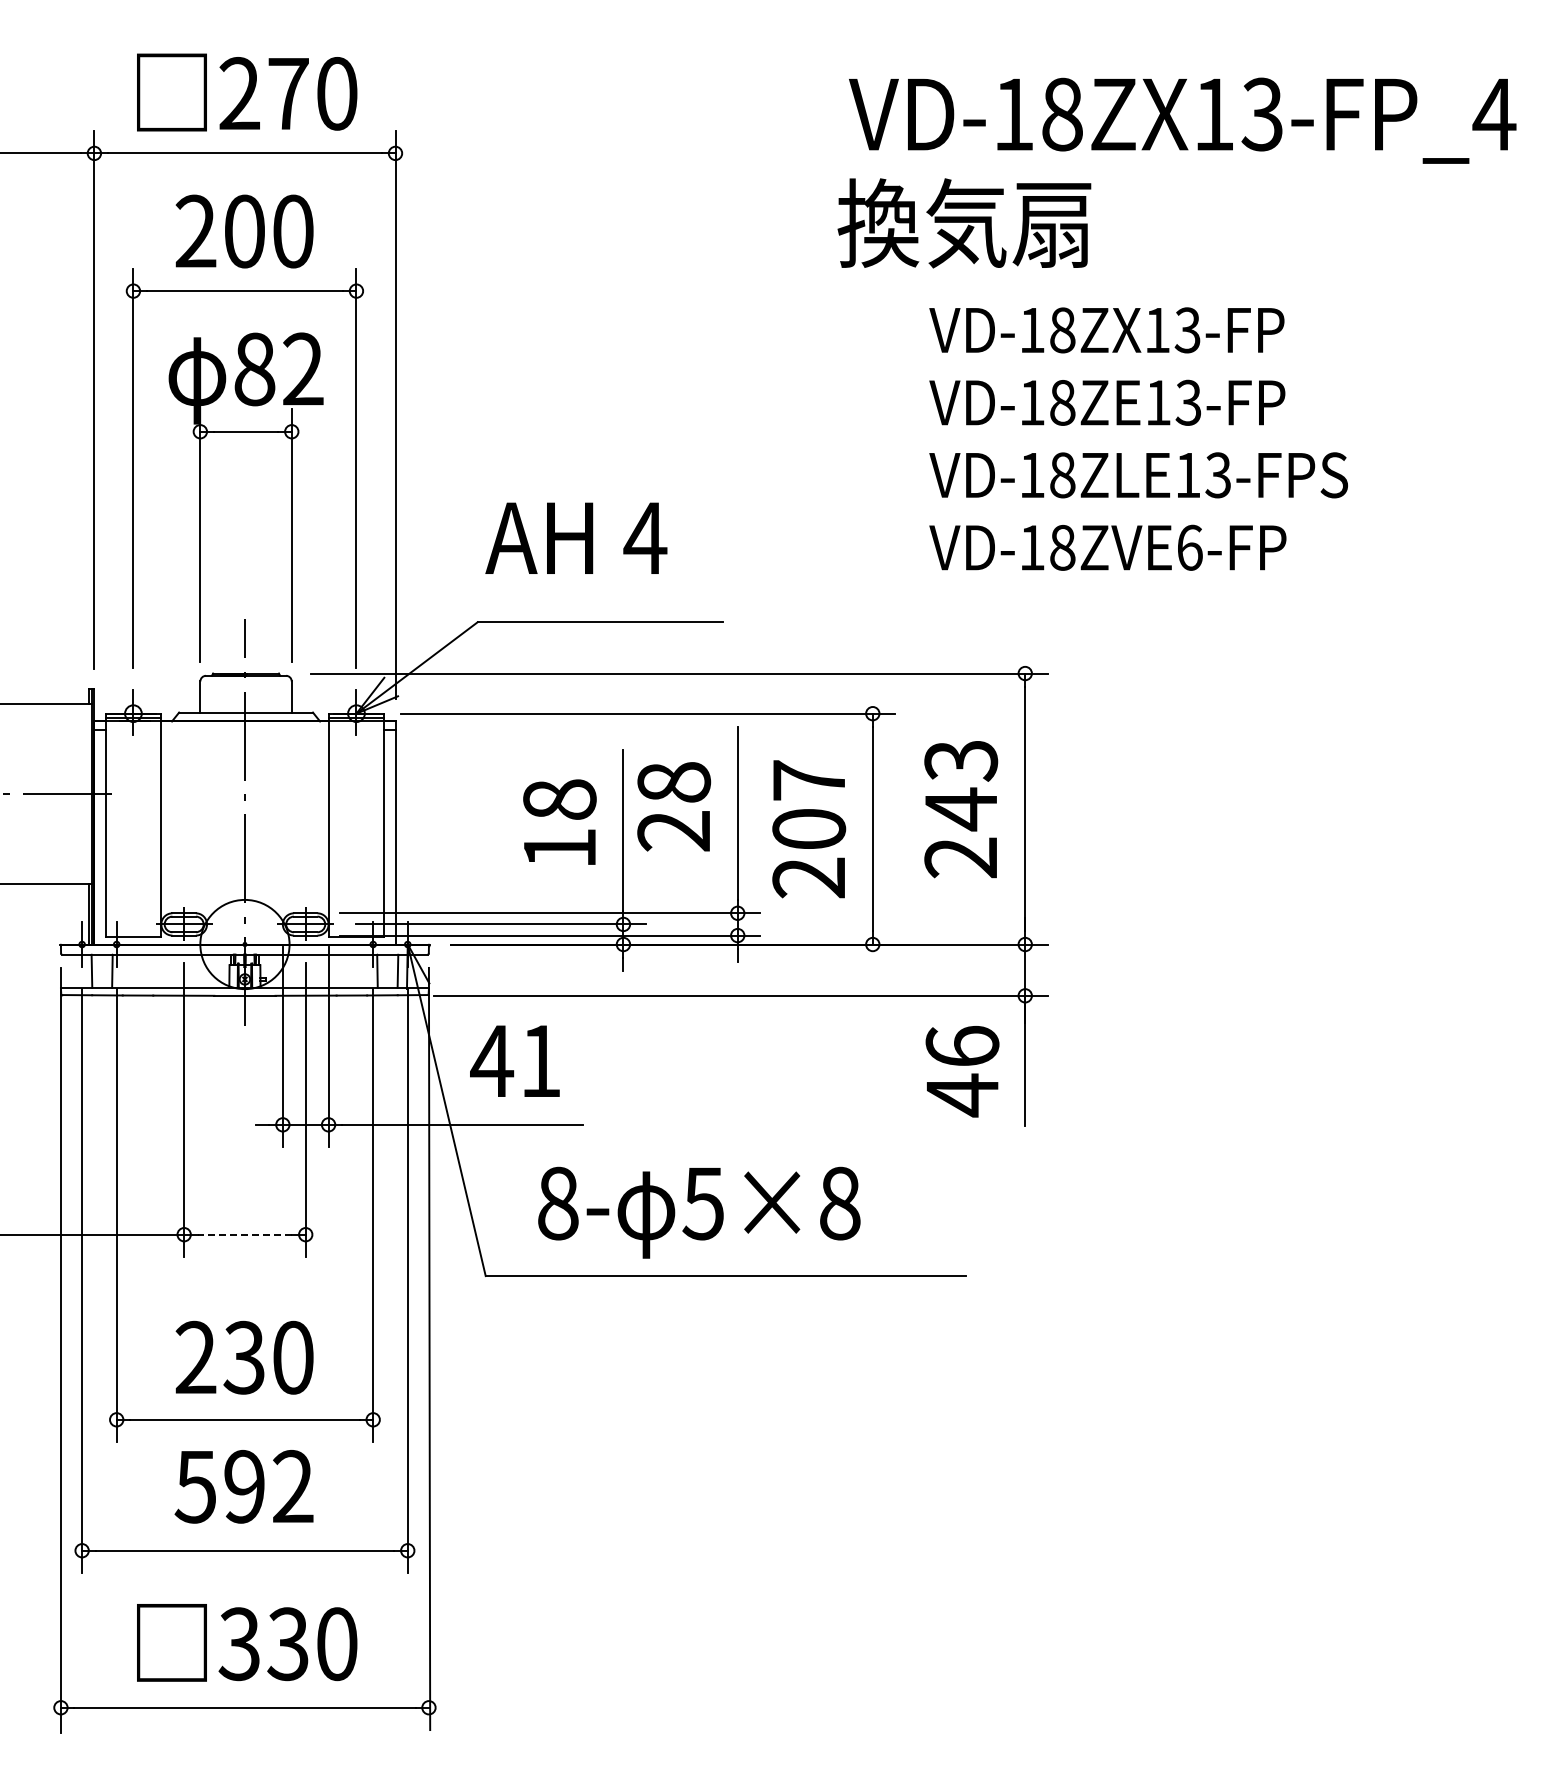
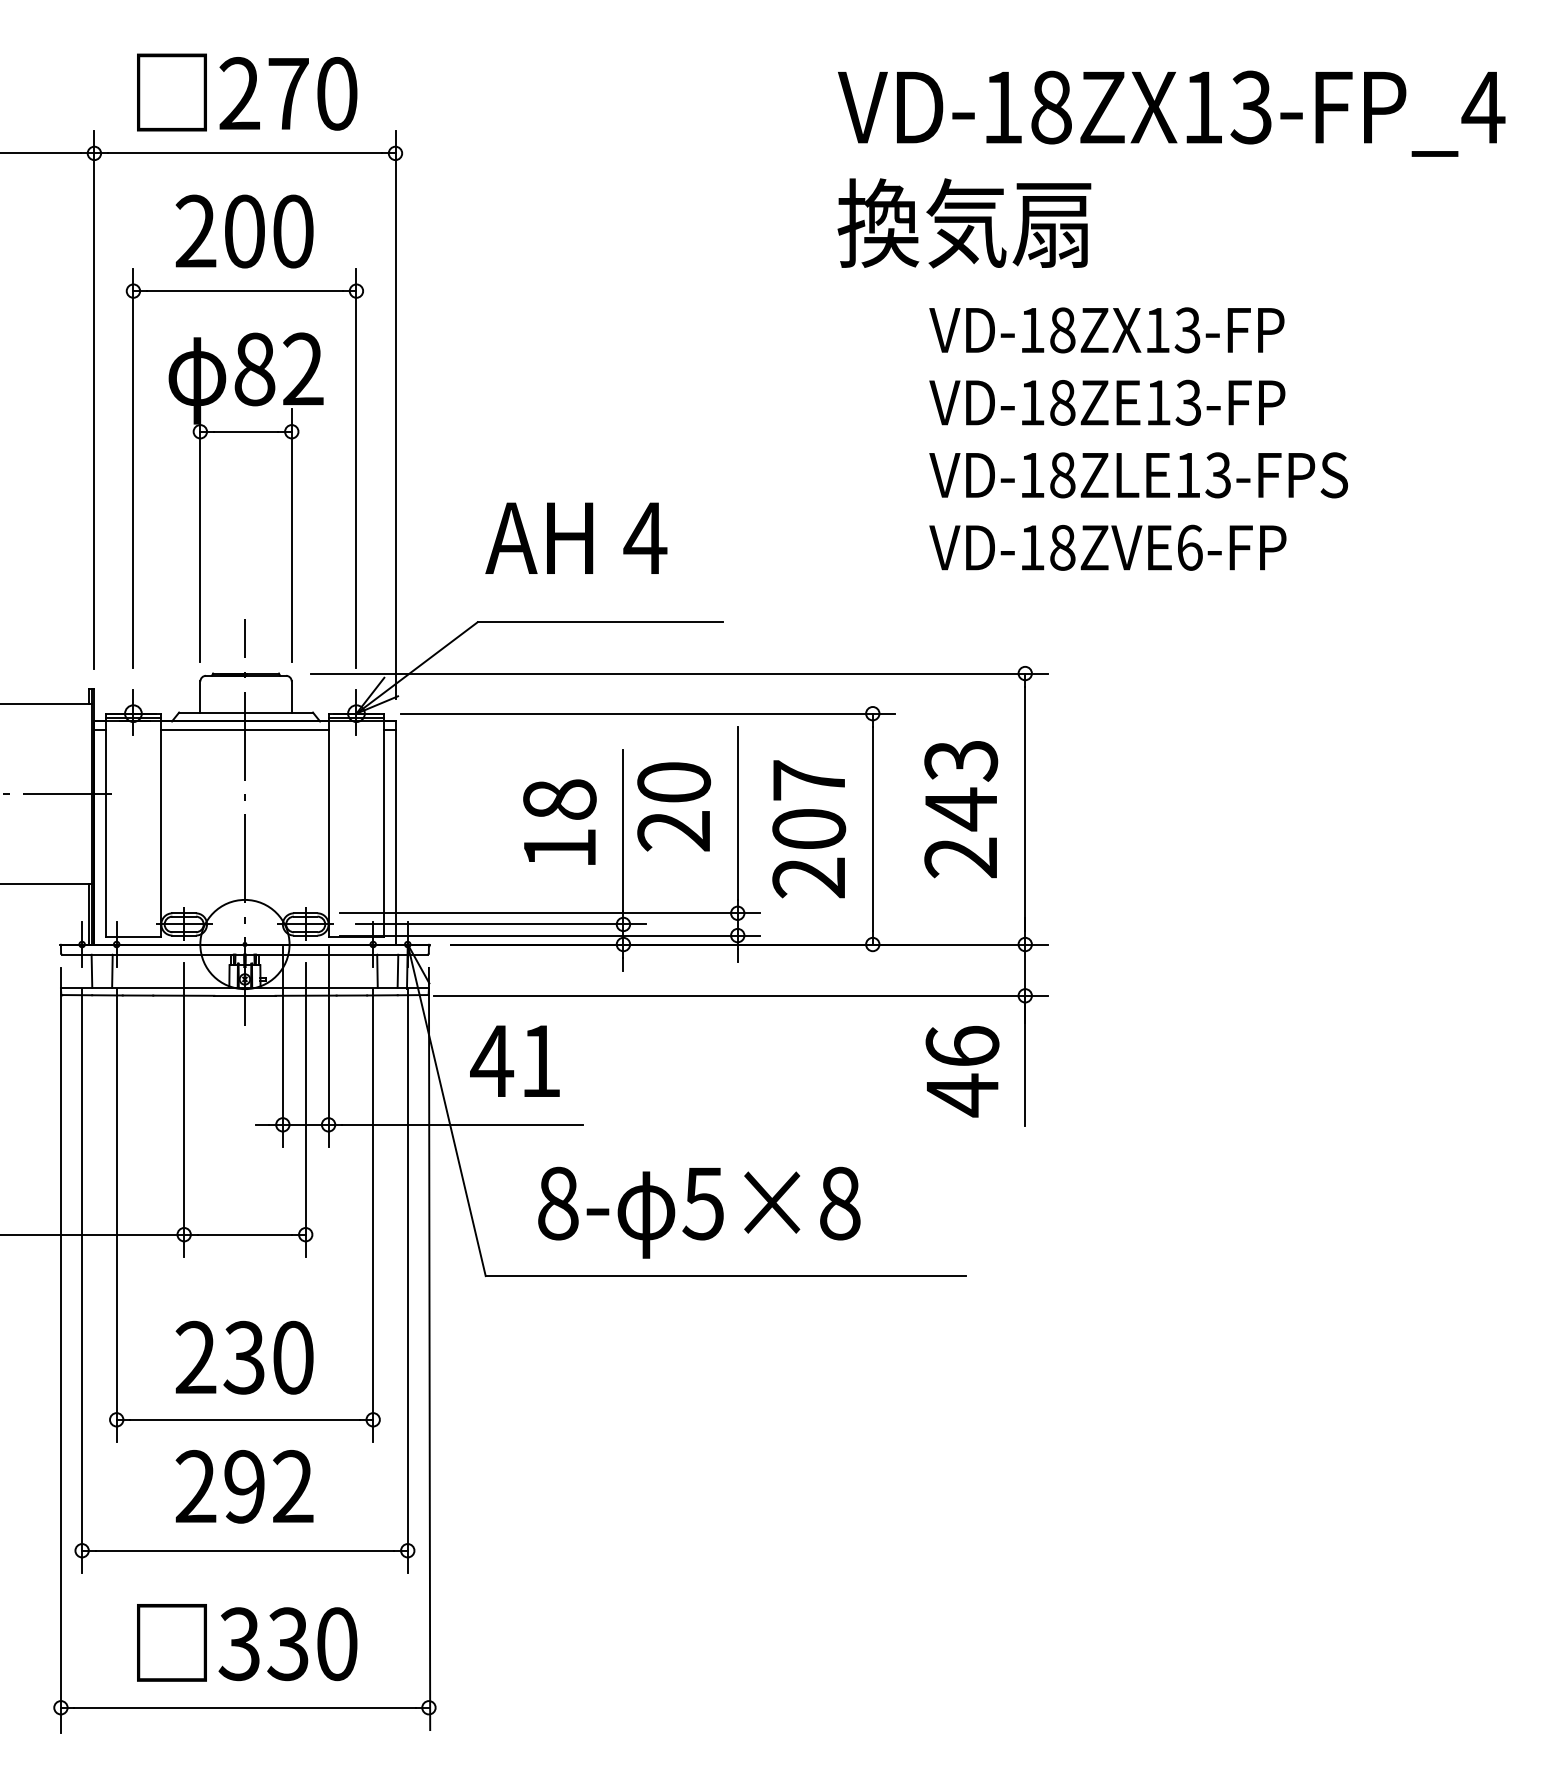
text position: (1182, 120) -> (1171, 113) (1171, 113)
line: none -> present (244, 730)
text: 28 -> 20 (673, 782)
line: dashed -> solid (244, 1234)
text: 592 -> 292 (195, 1486)
